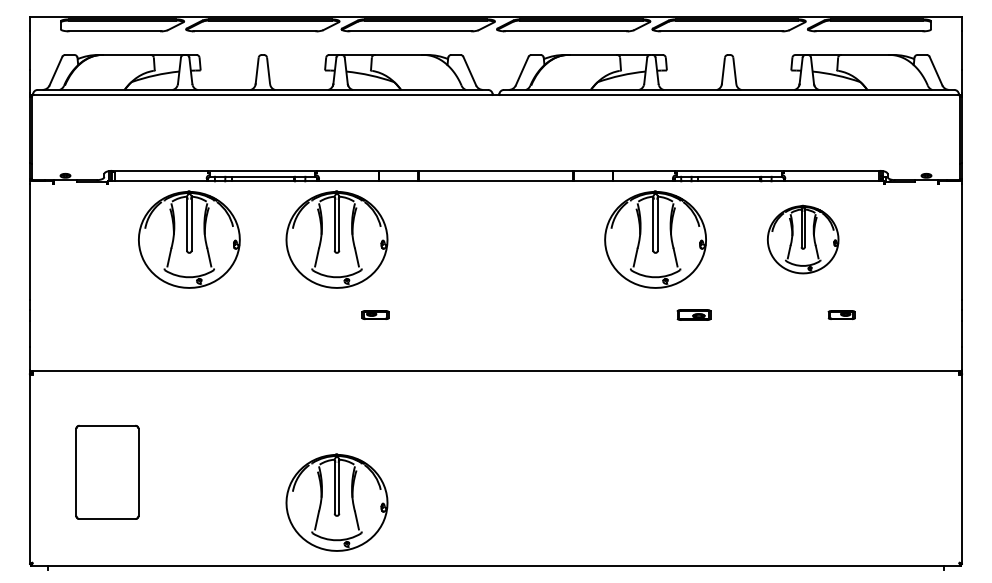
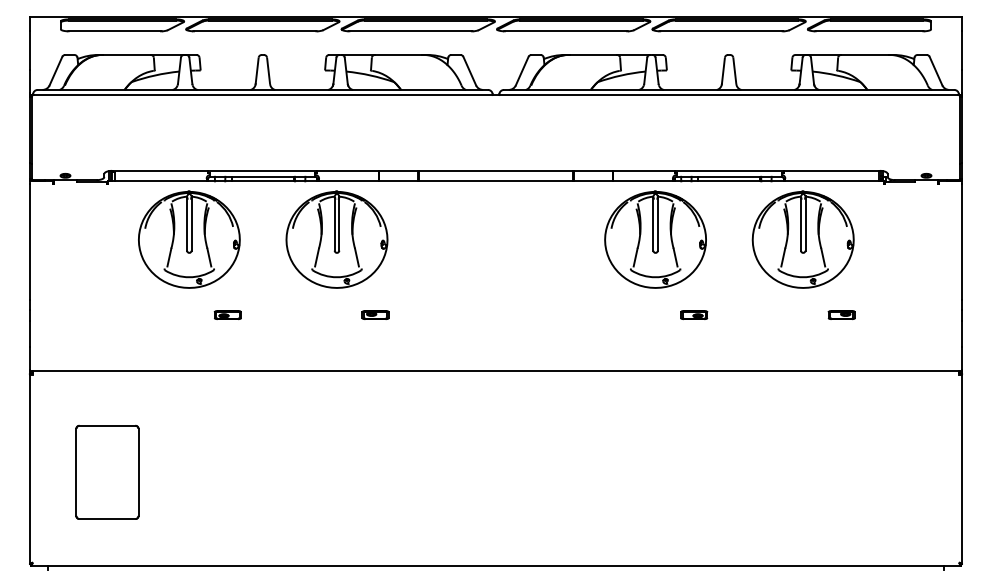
part size: 73x71 px -> 104x99 px (802, 239)
part size: 36x12 px -> 29x11 px (694, 315)
part: none -> present (227, 315)
part: present -> none (336, 502)
